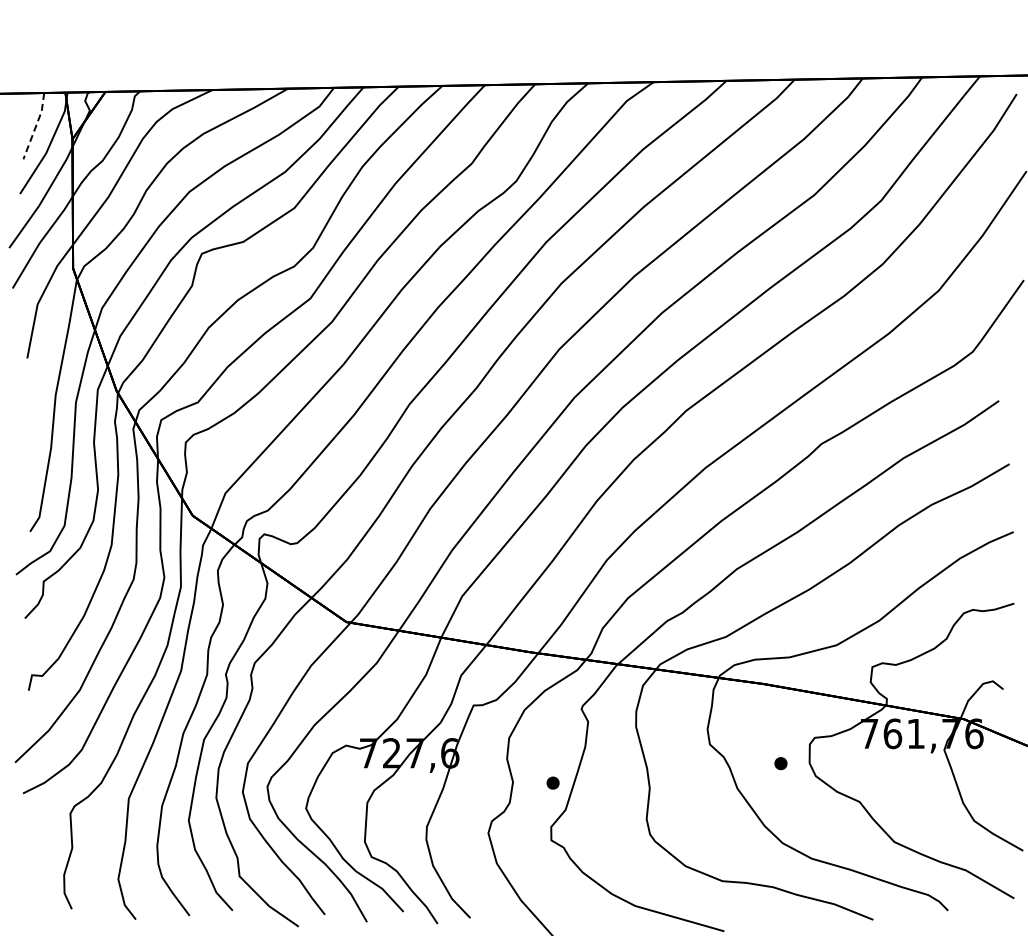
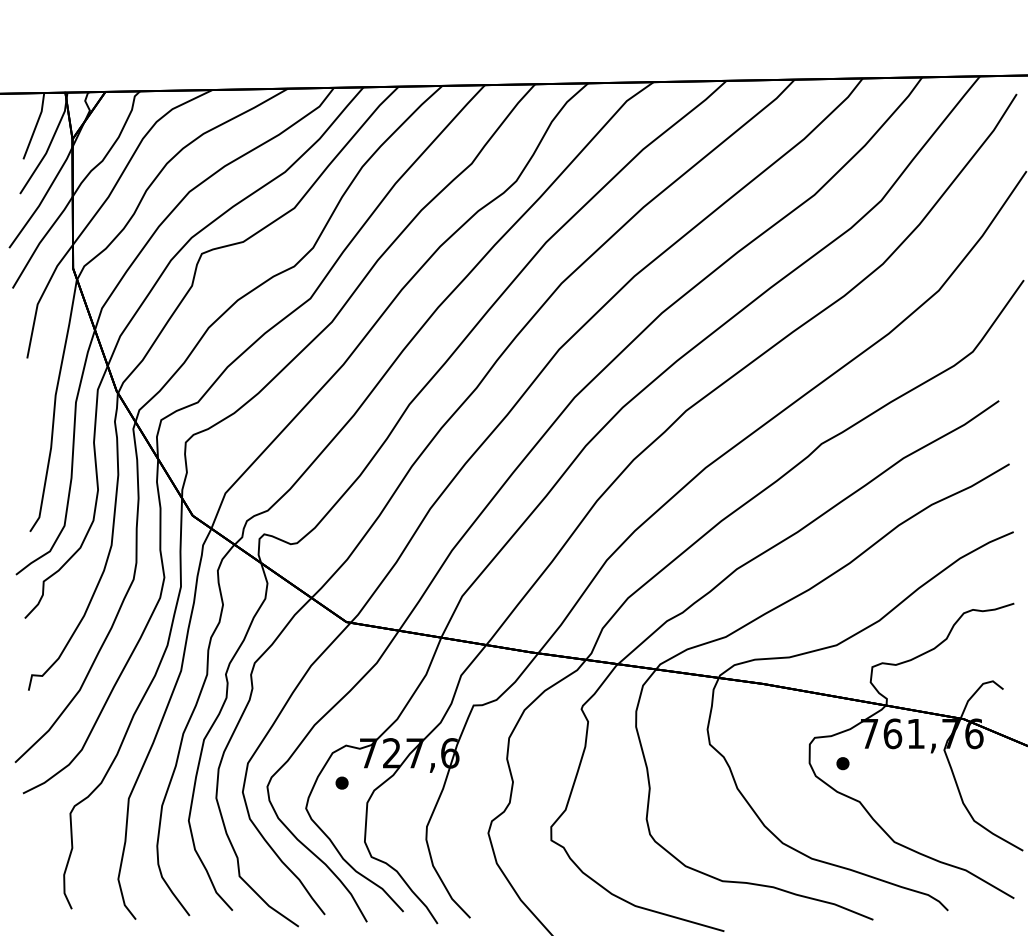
line: dashed -> solid (36, 126)
part position: (780, 763) -> (842, 763) (842, 763)
part position: (552, 782) -> (341, 782) (341, 782)
